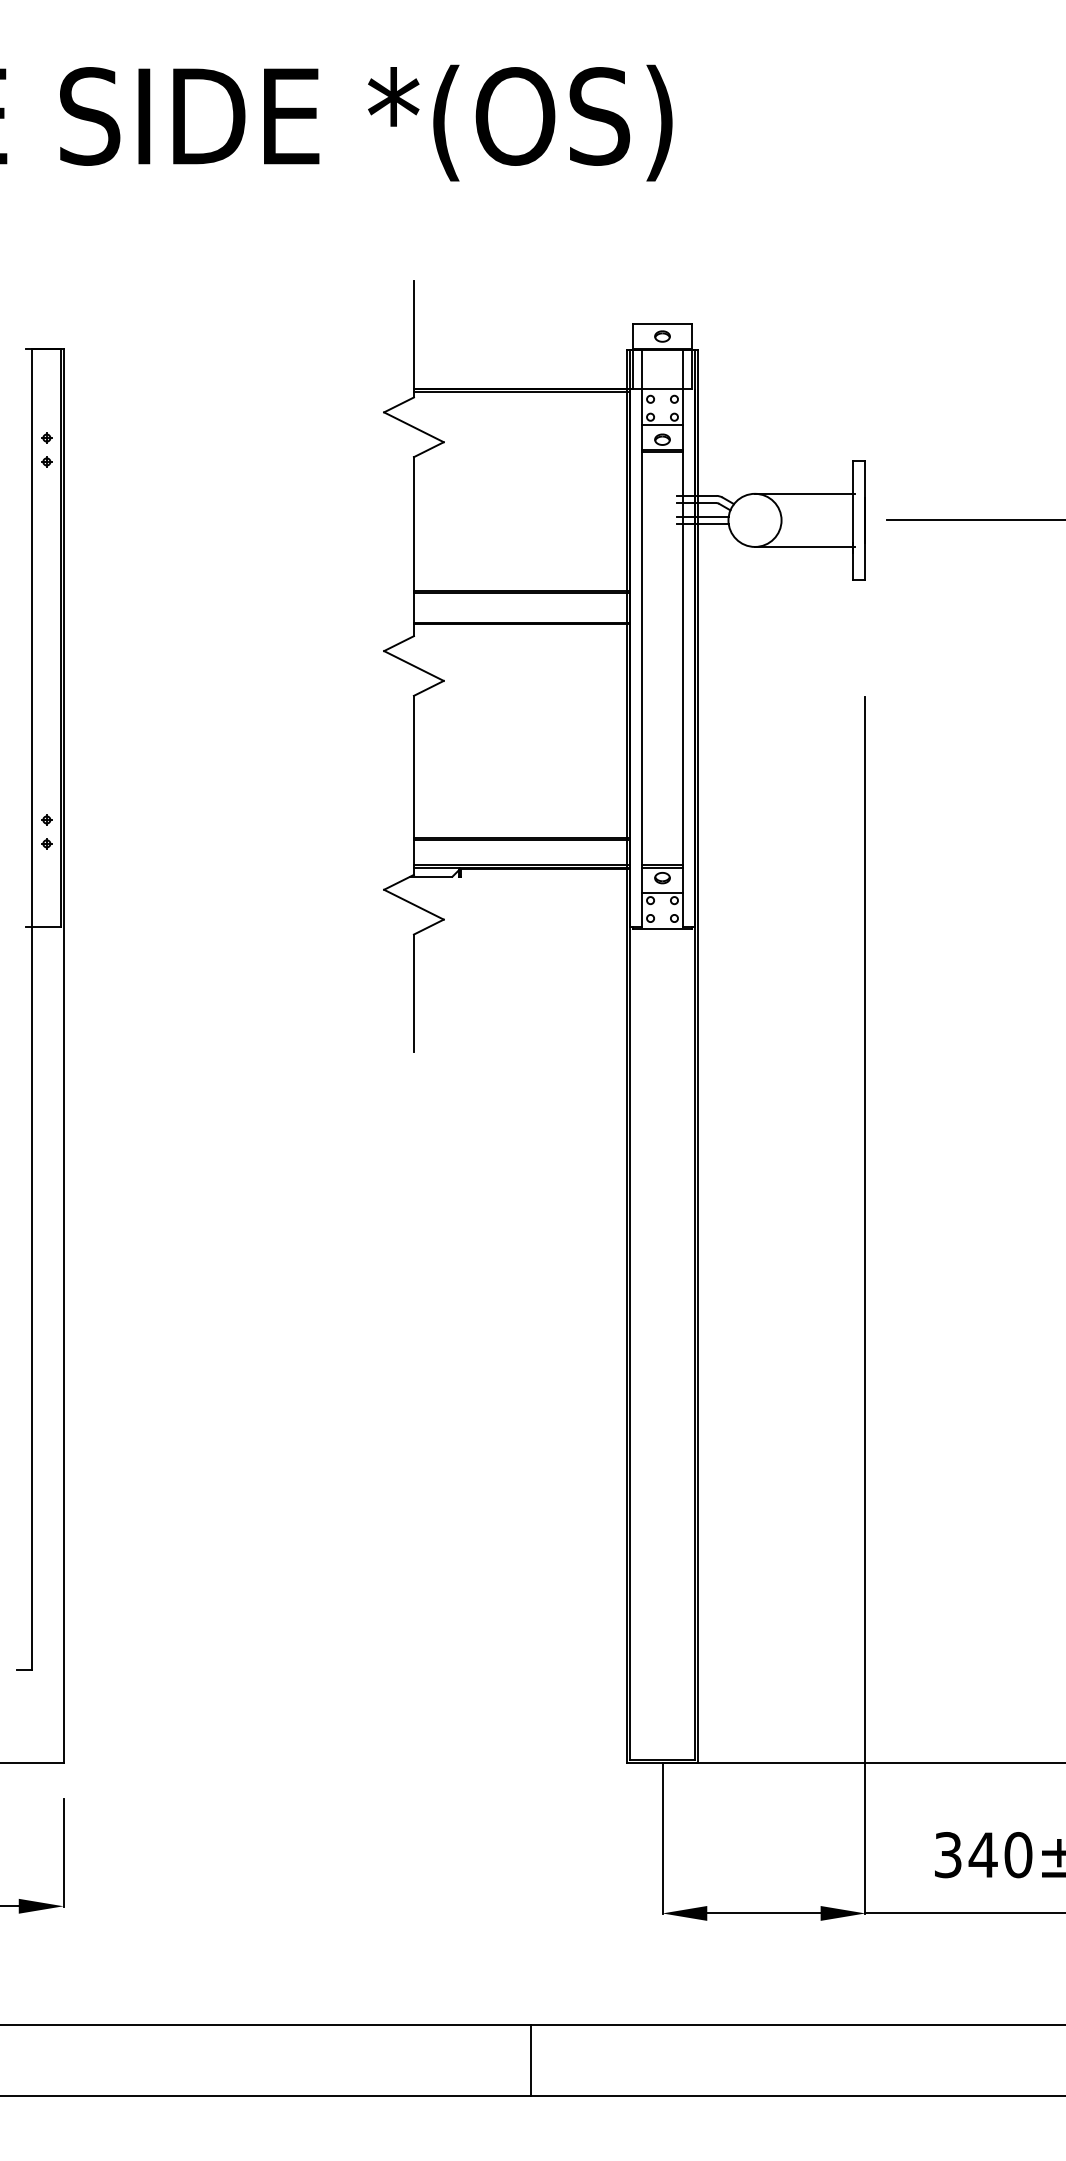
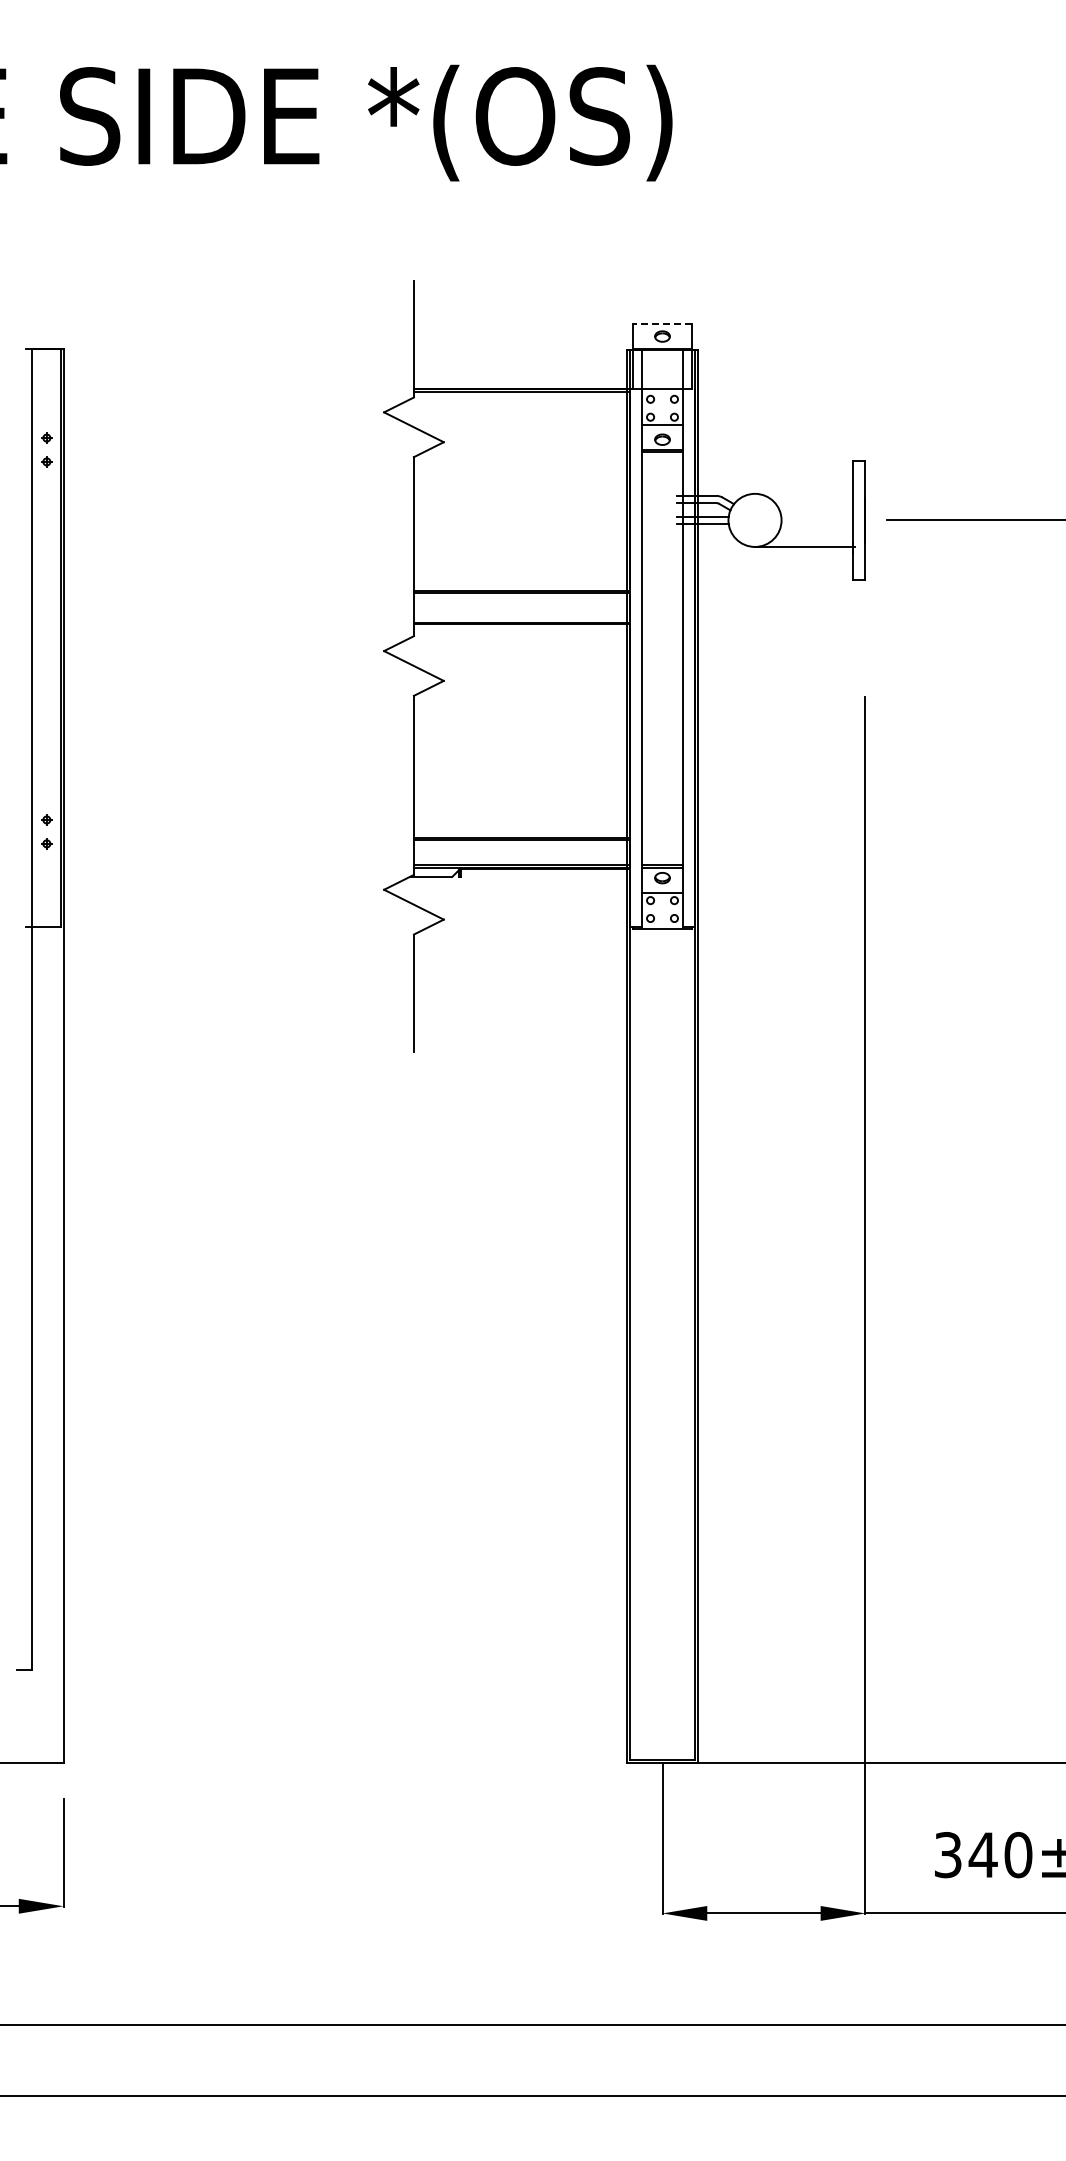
line: solid -> dashed (662, 323)
line: present -> none (804, 493)
line: present -> none (530, 2060)
